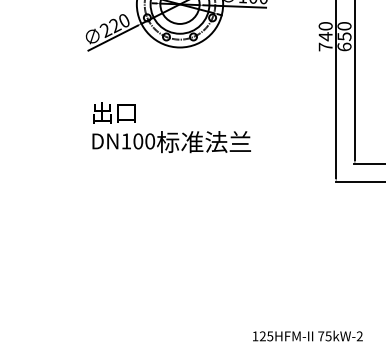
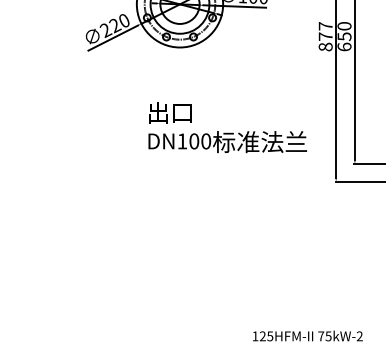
text: 740 -> 877 (325, 36)
text position: (171, 127) -> (227, 127) (227, 127)
